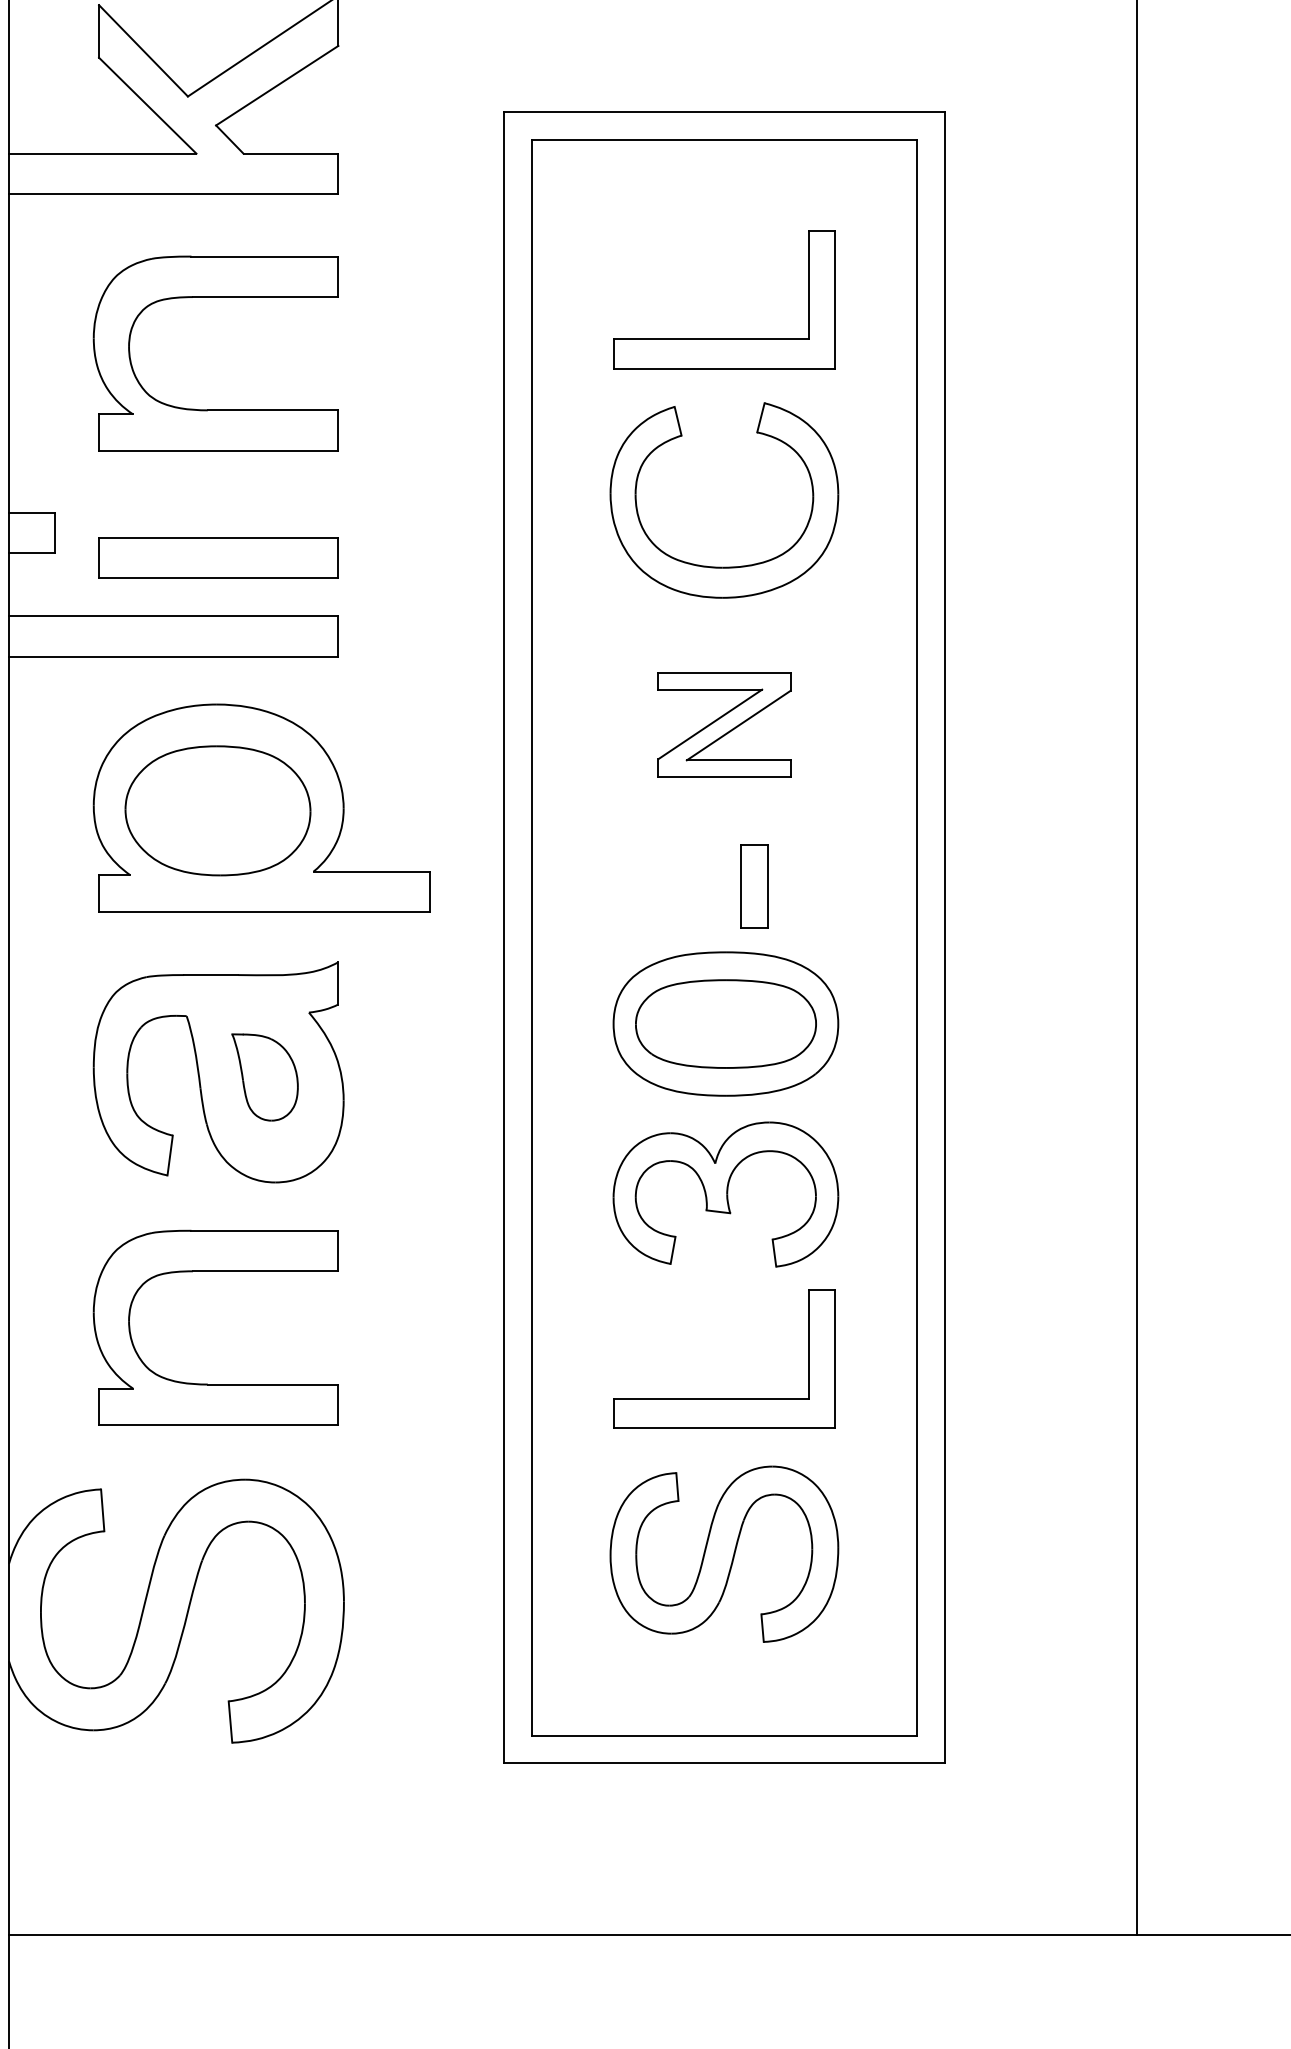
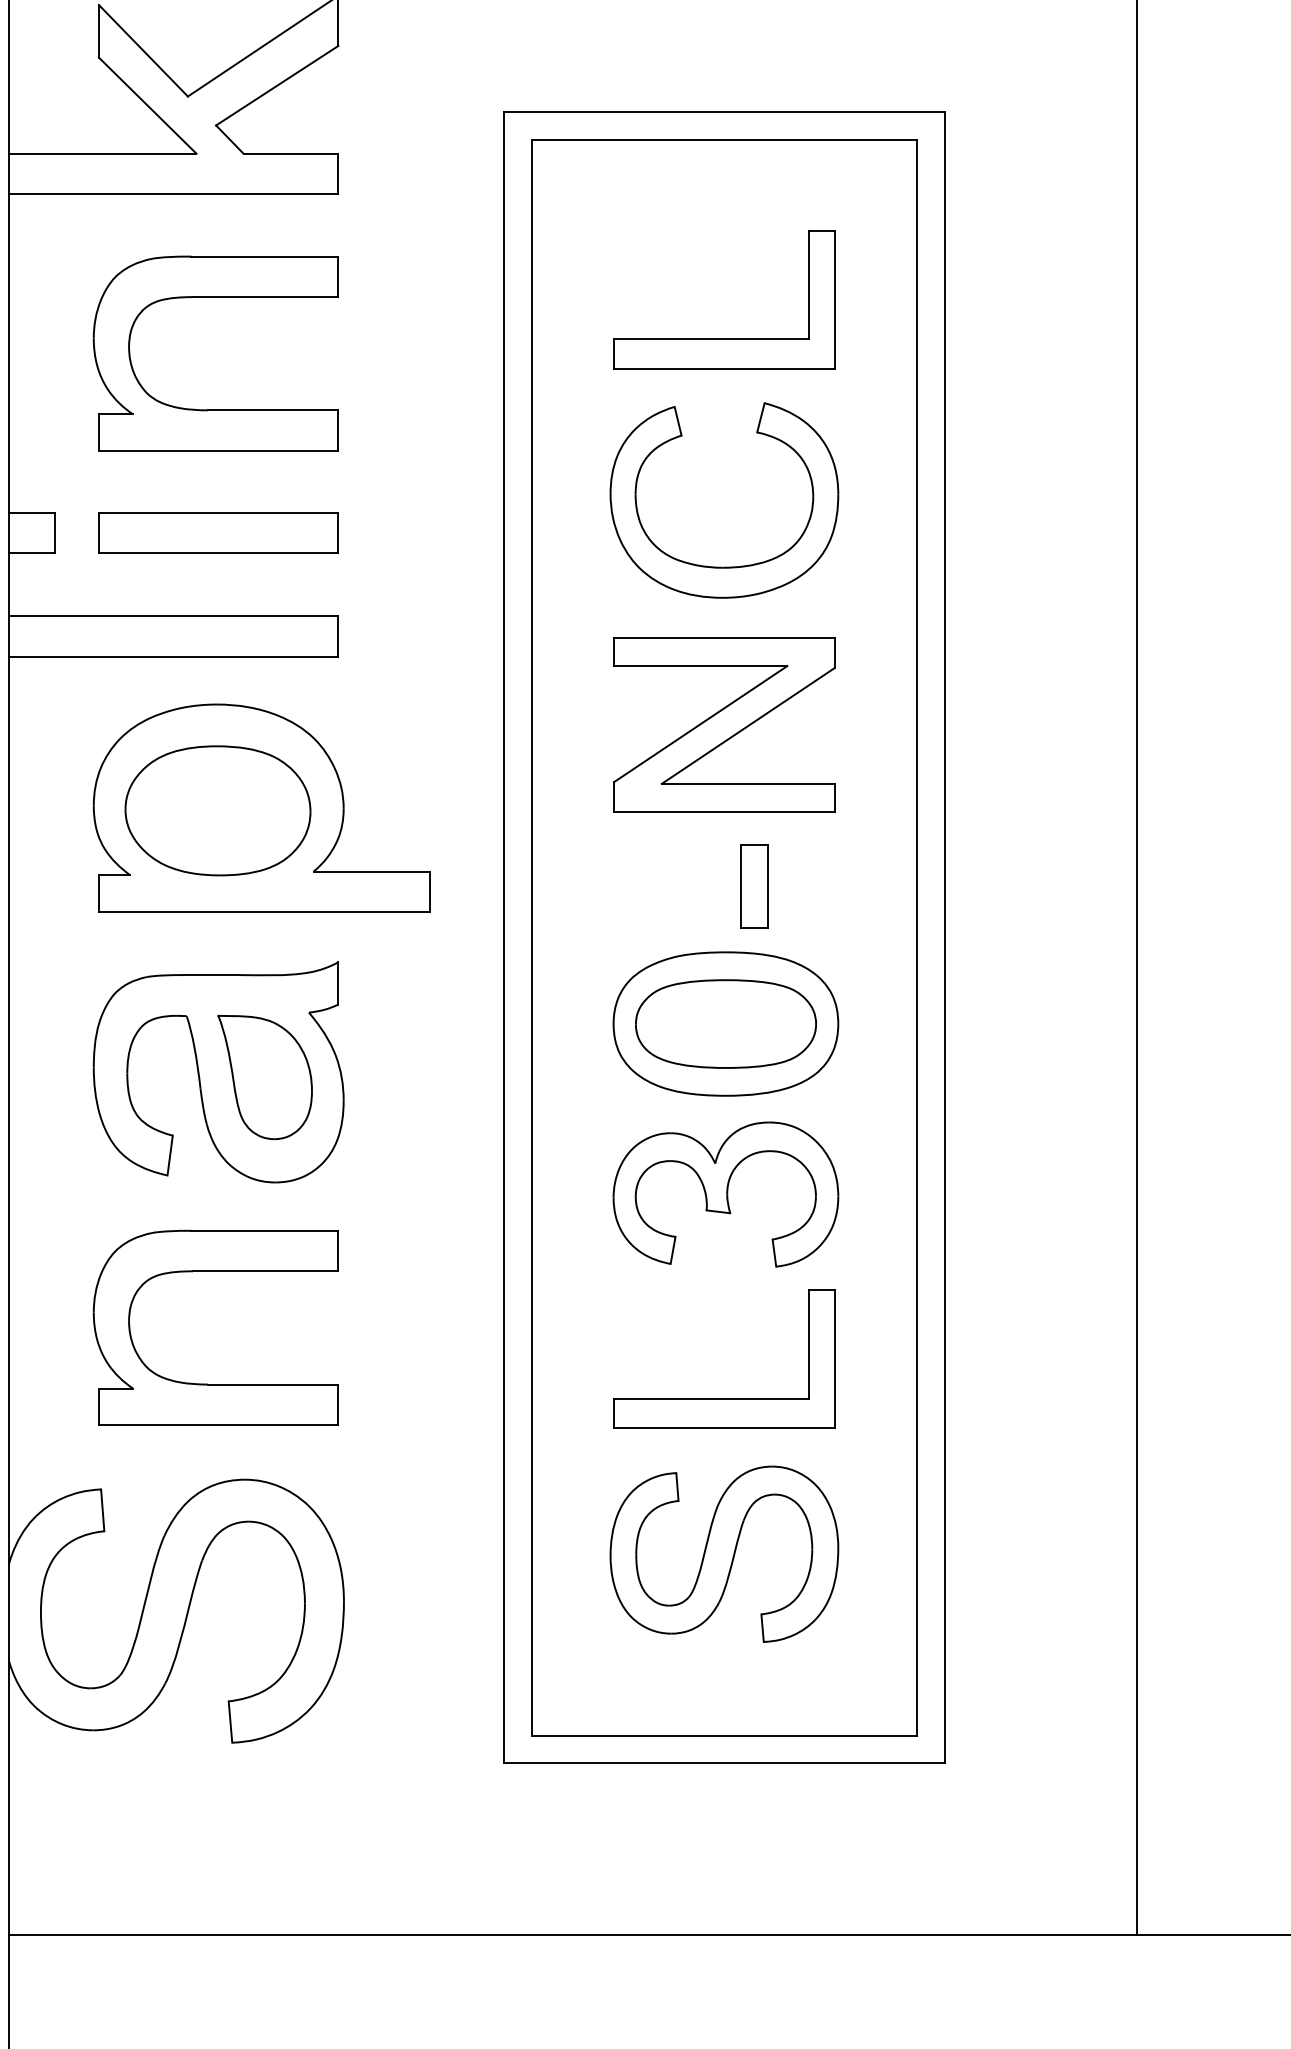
part position: (218, 557) -> (218, 532) (218, 532)
part size: 135x106 px -> 223x176 px (724, 724)
part size: 68x89 px -> 96x125 px (264, 1077)
